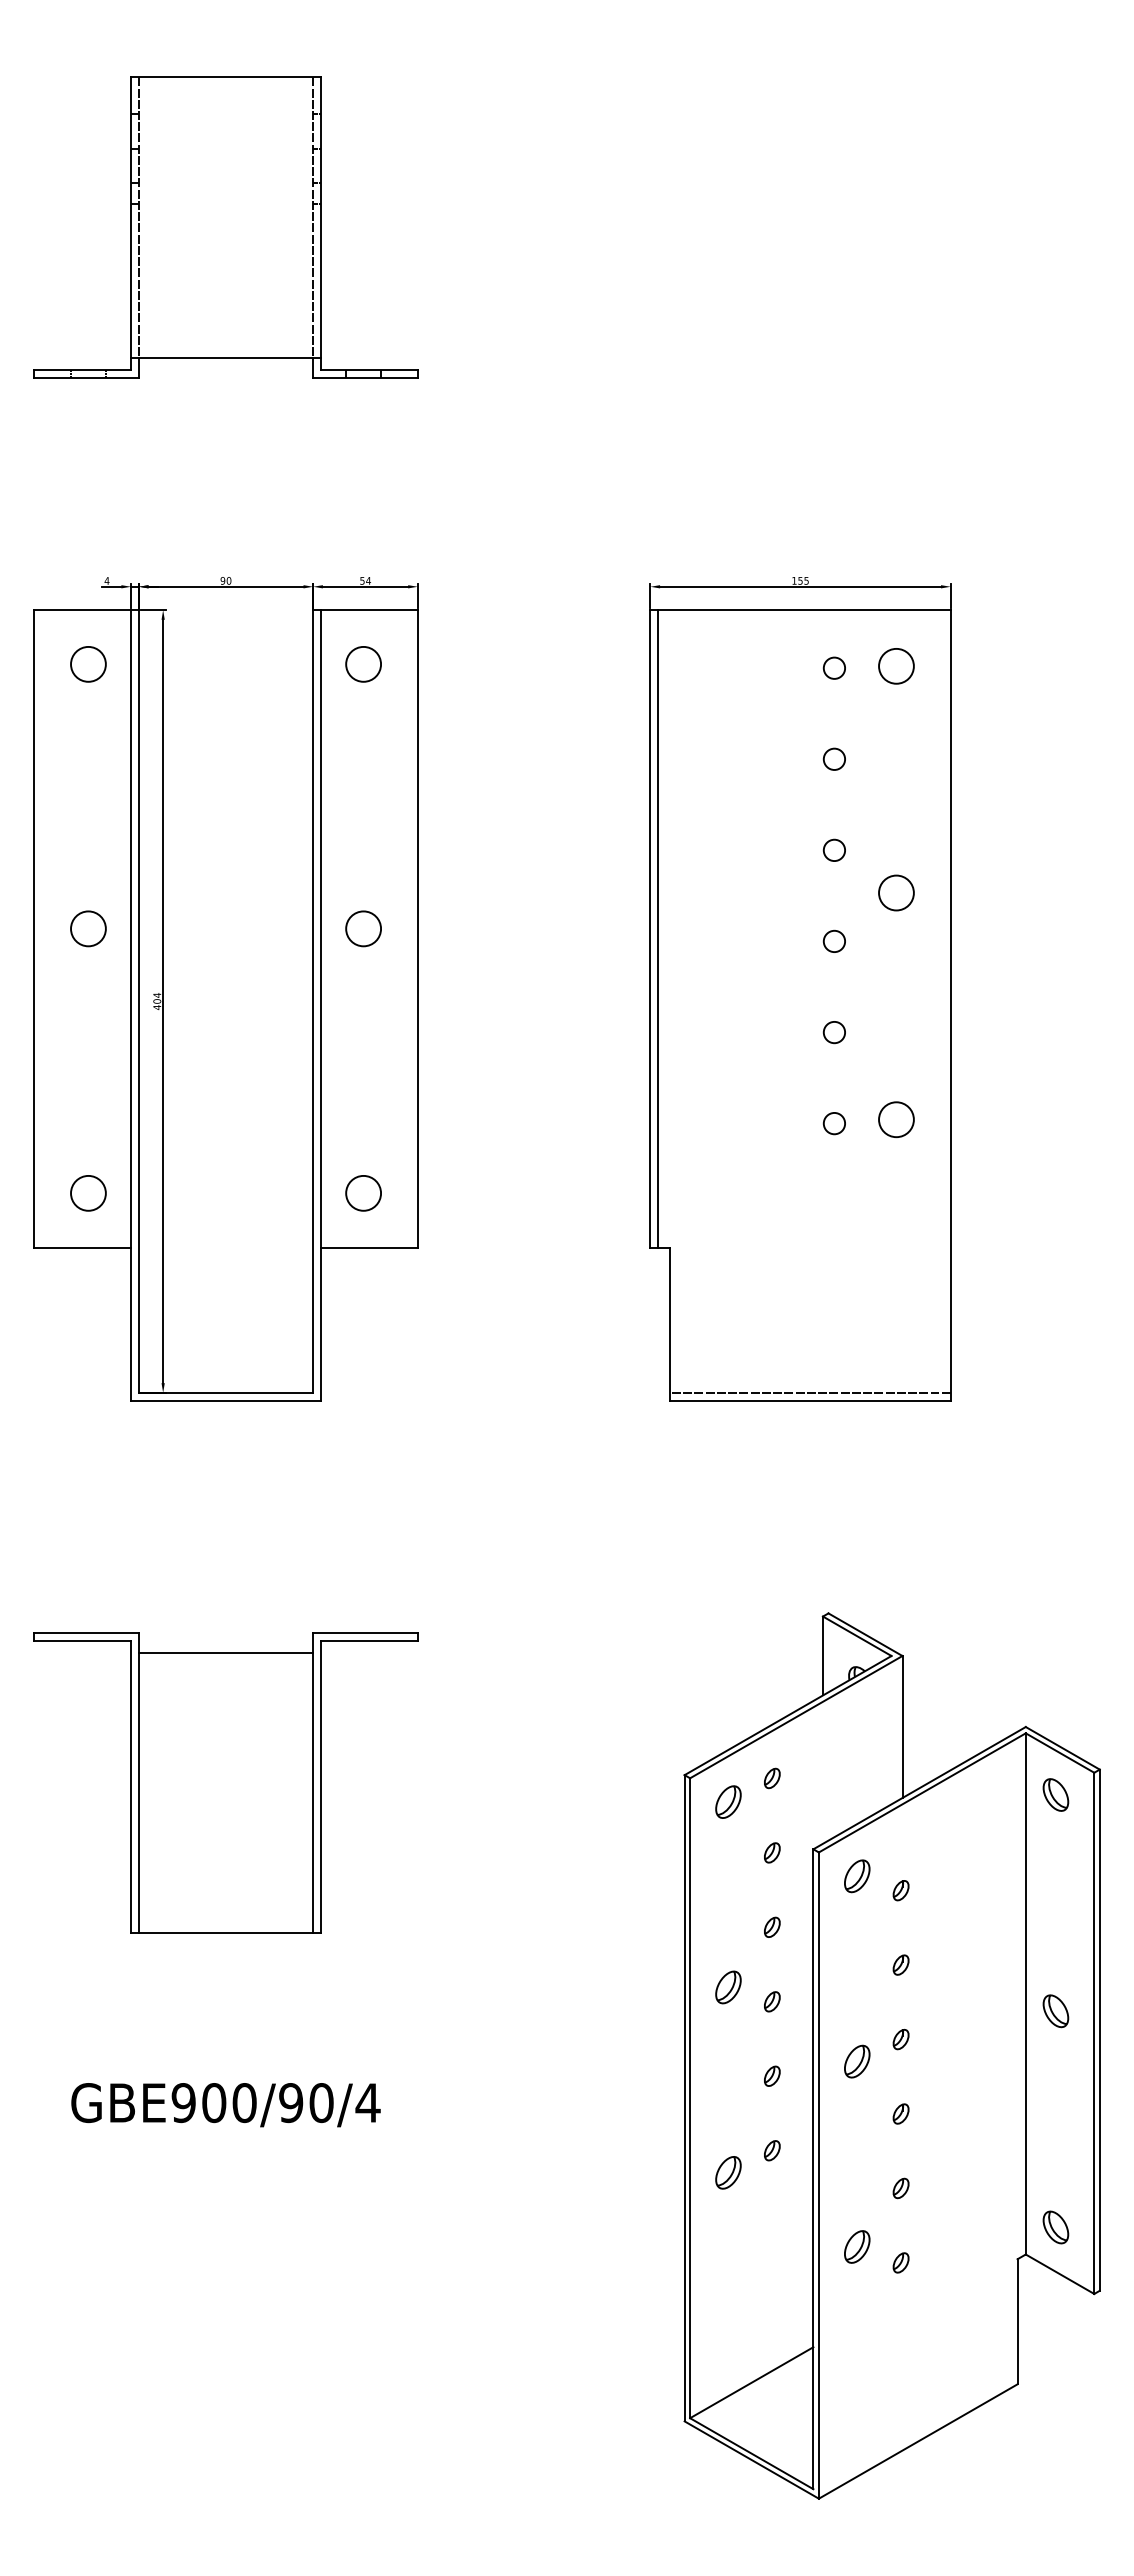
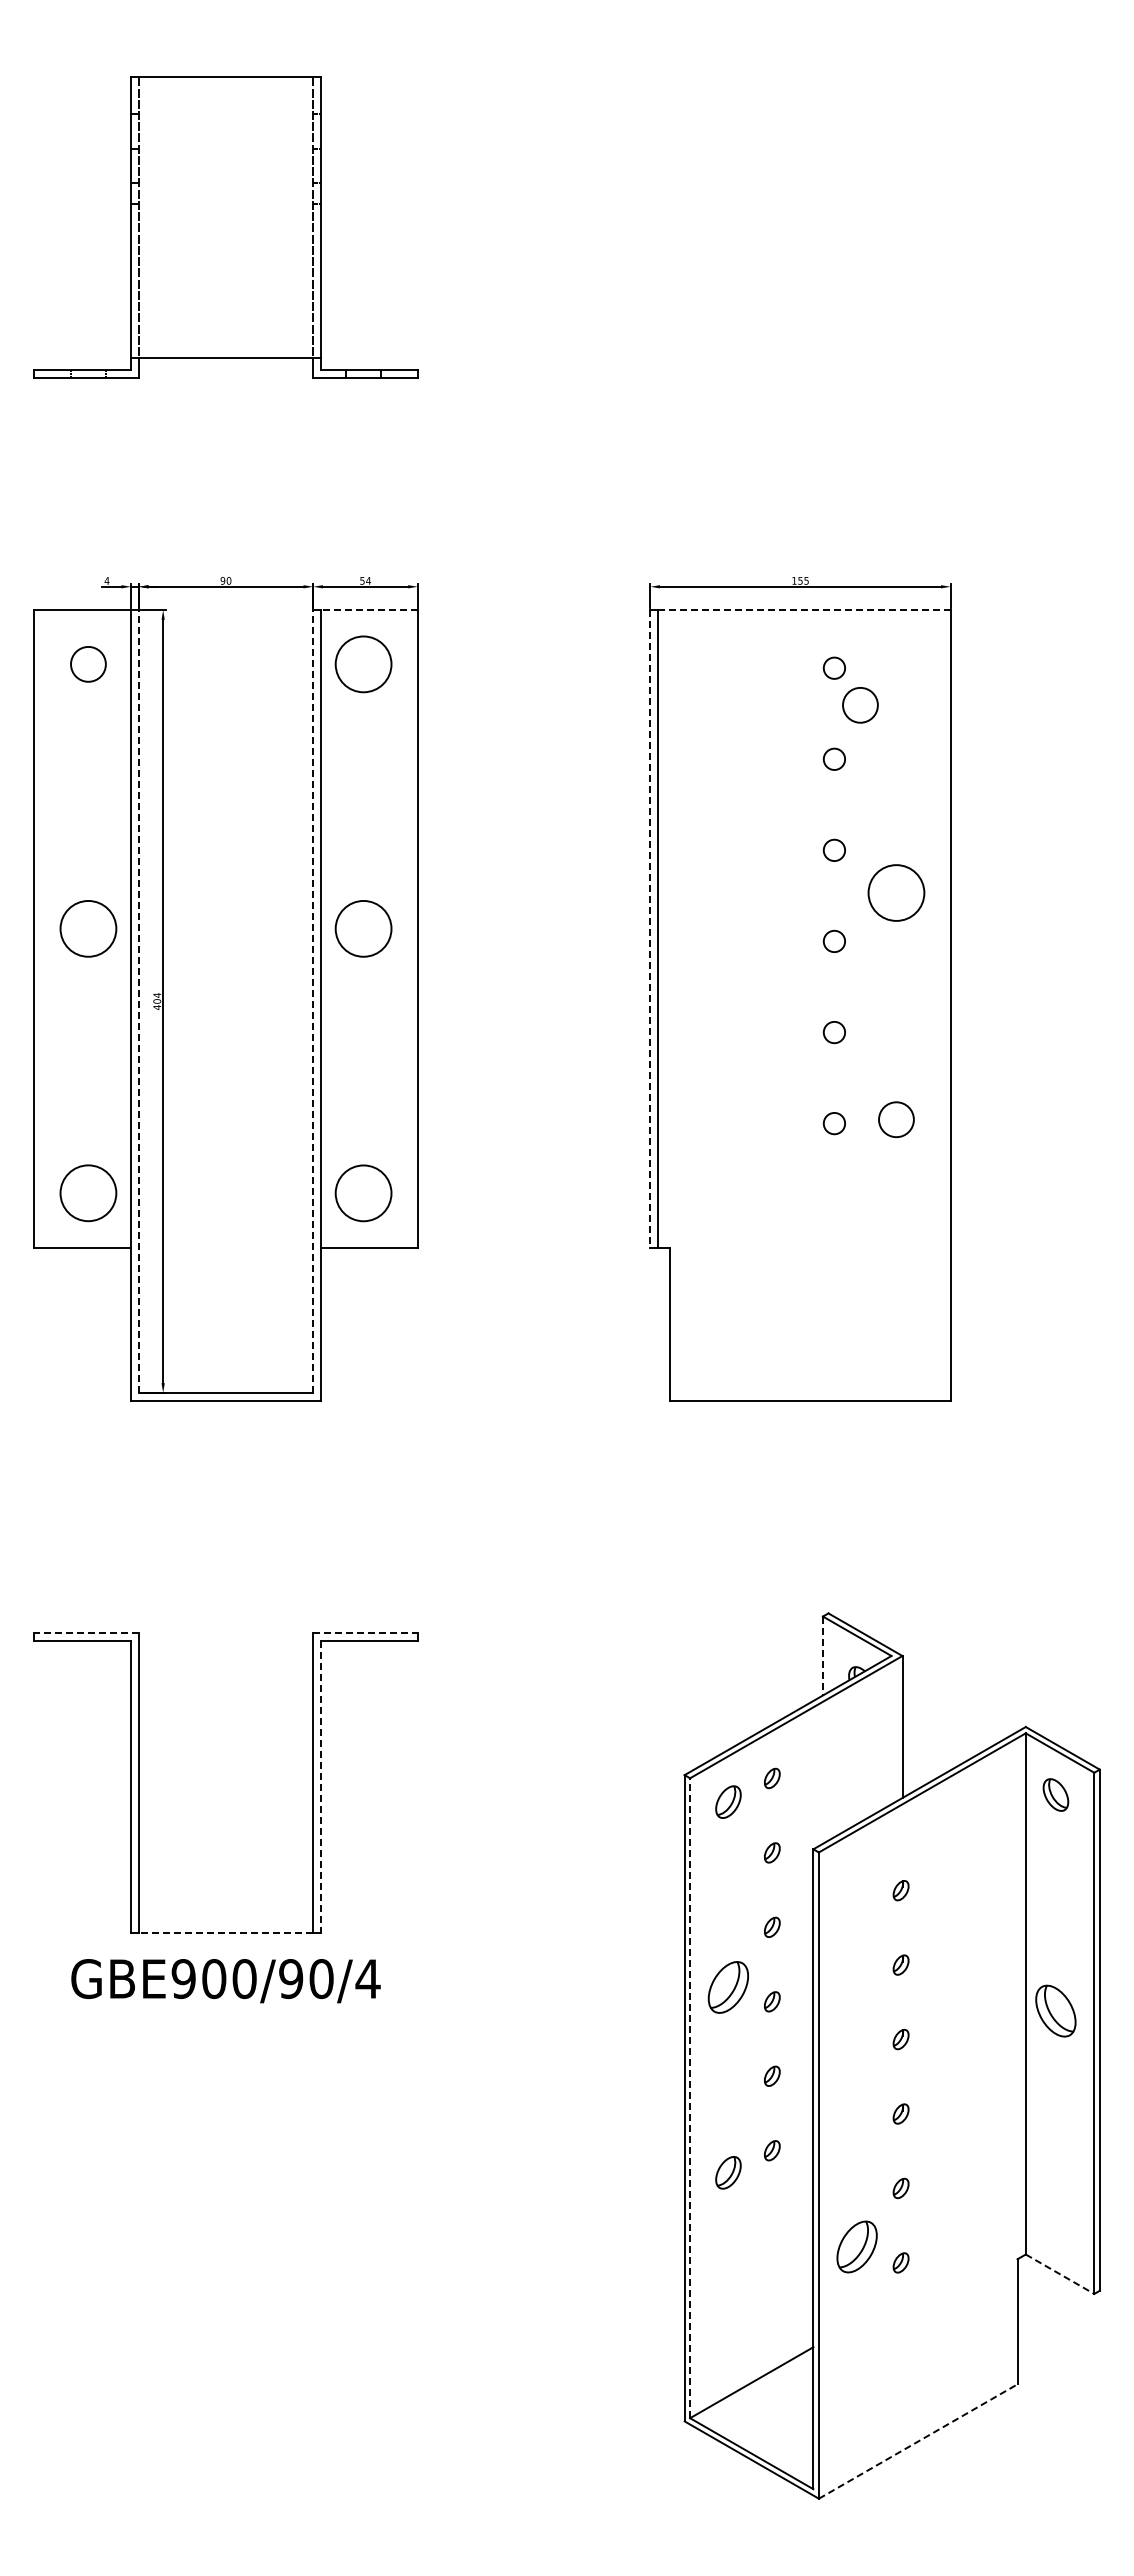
line: solid -> dashed (368, 610)
line: solid -> dashed (804, 610)
circle diameter: 35 px -> 56 px (363, 664)
circle position: (896, 666) -> (860, 705) (860, 705)
circle diameter: 35 px -> 56 px (896, 892)
circle diameter: 35 px -> 56 px (88, 928)
circle diameter: 35 px -> 56 px (363, 928)
line: solid -> dashed (650, 928)
line: solid -> dashed (138, 1000)
line: solid -> dashed (313, 1000)
circle diameter: 35 px -> 56 px (363, 1193)
circle size: 37x37 px -> 59x59 px (88, 1193)
line: present -> none (809, 1392)
line: solid -> dashed (86, 1633)
line: solid -> dashed (366, 1633)
line: present -> none (225, 1652)
line: solid -> dashed (823, 1656)
line: solid -> dashed (320, 1787)
part: present -> none (857, 1876)
line: solid -> dashed (225, 1933)
part size: 27x35 px -> 42x53 px (727, 1987)
part size: 28x35 px -> 42x54 px (1055, 2010)
part: present -> none (857, 2061)
line: solid -> dashed (690, 2098)
text position: (225, 2105) -> (225, 1981) (225, 1981)
part: present -> none (1055, 2227)
part size: 27x34 px -> 42x54 px (856, 2246)
line: solid -> dashed (1060, 2274)
line: solid -> dashed (918, 2441)
